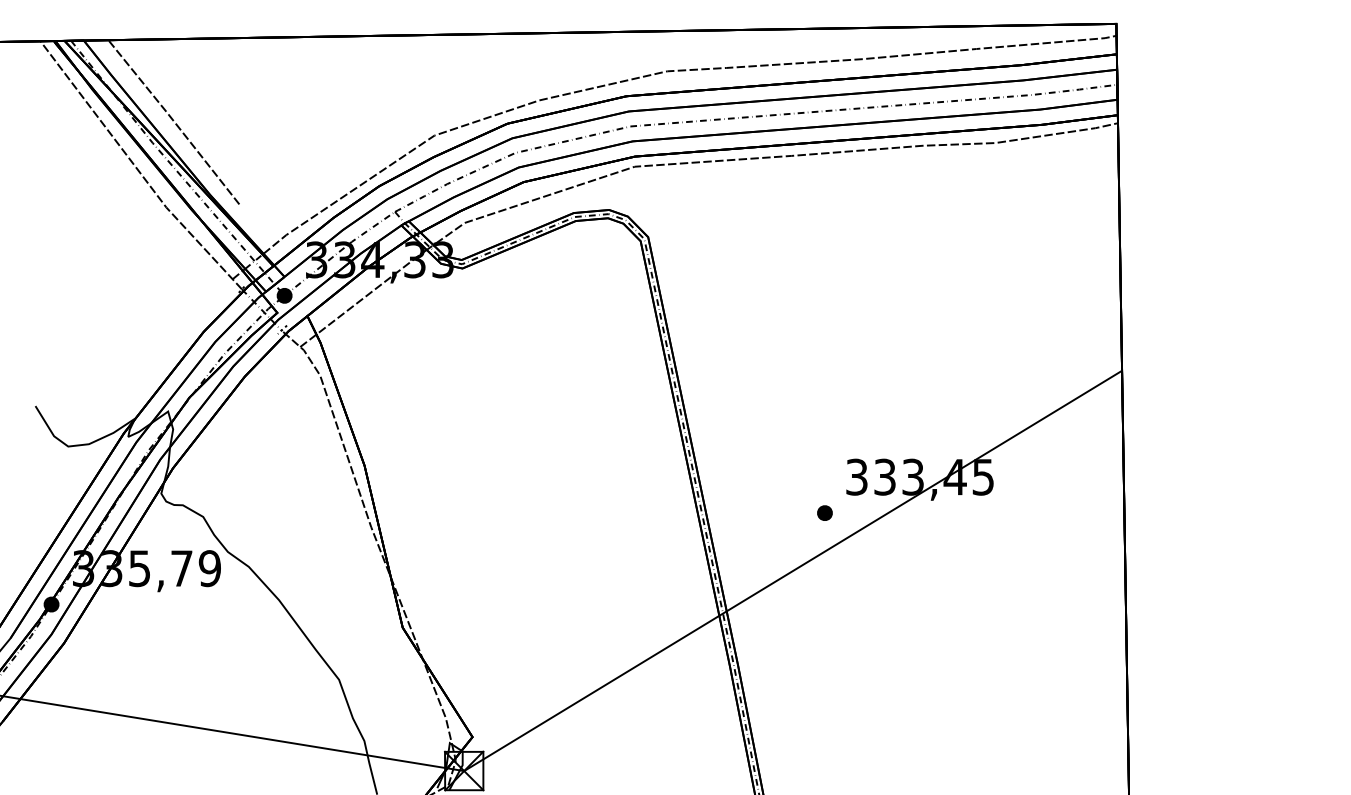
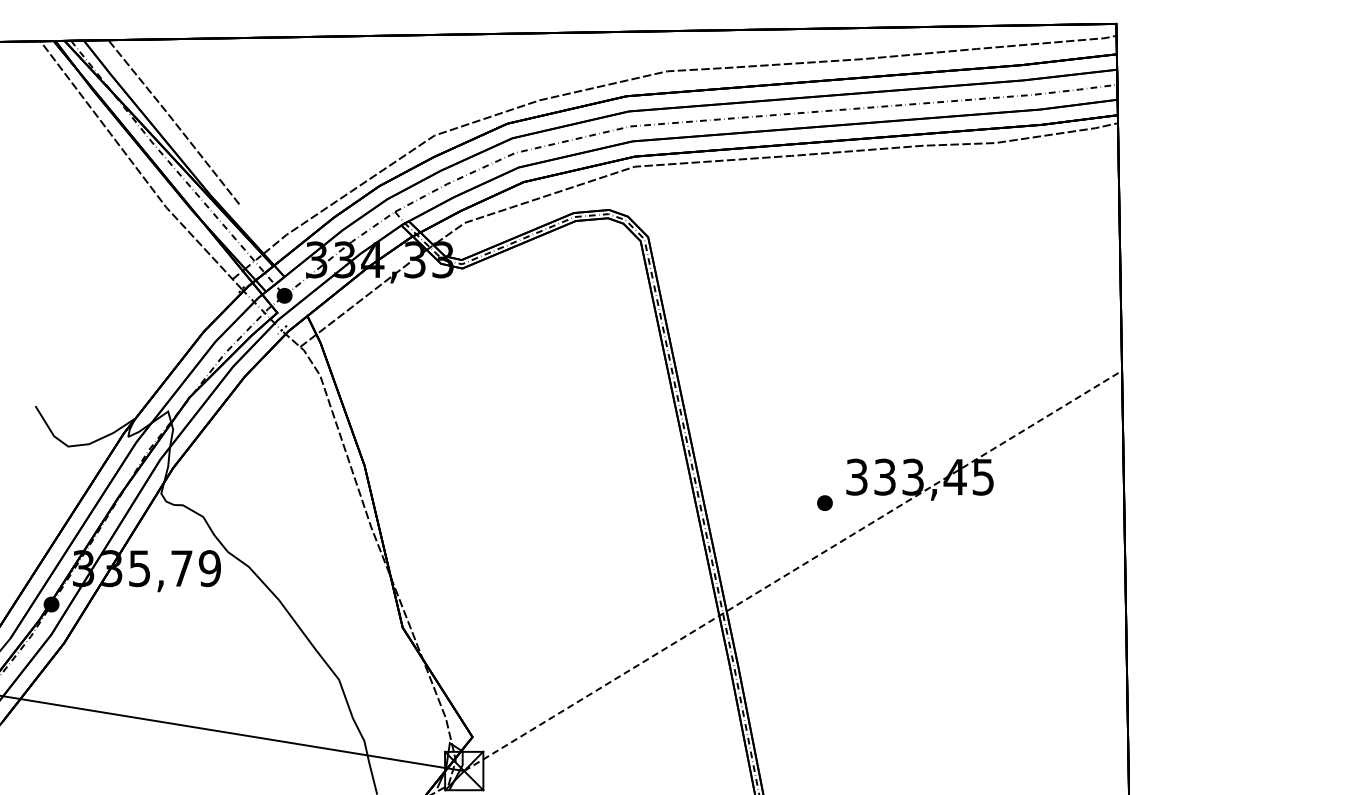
part position: (824, 512) -> (824, 502) (824, 502)
line: solid -> dashed (793, 570)
